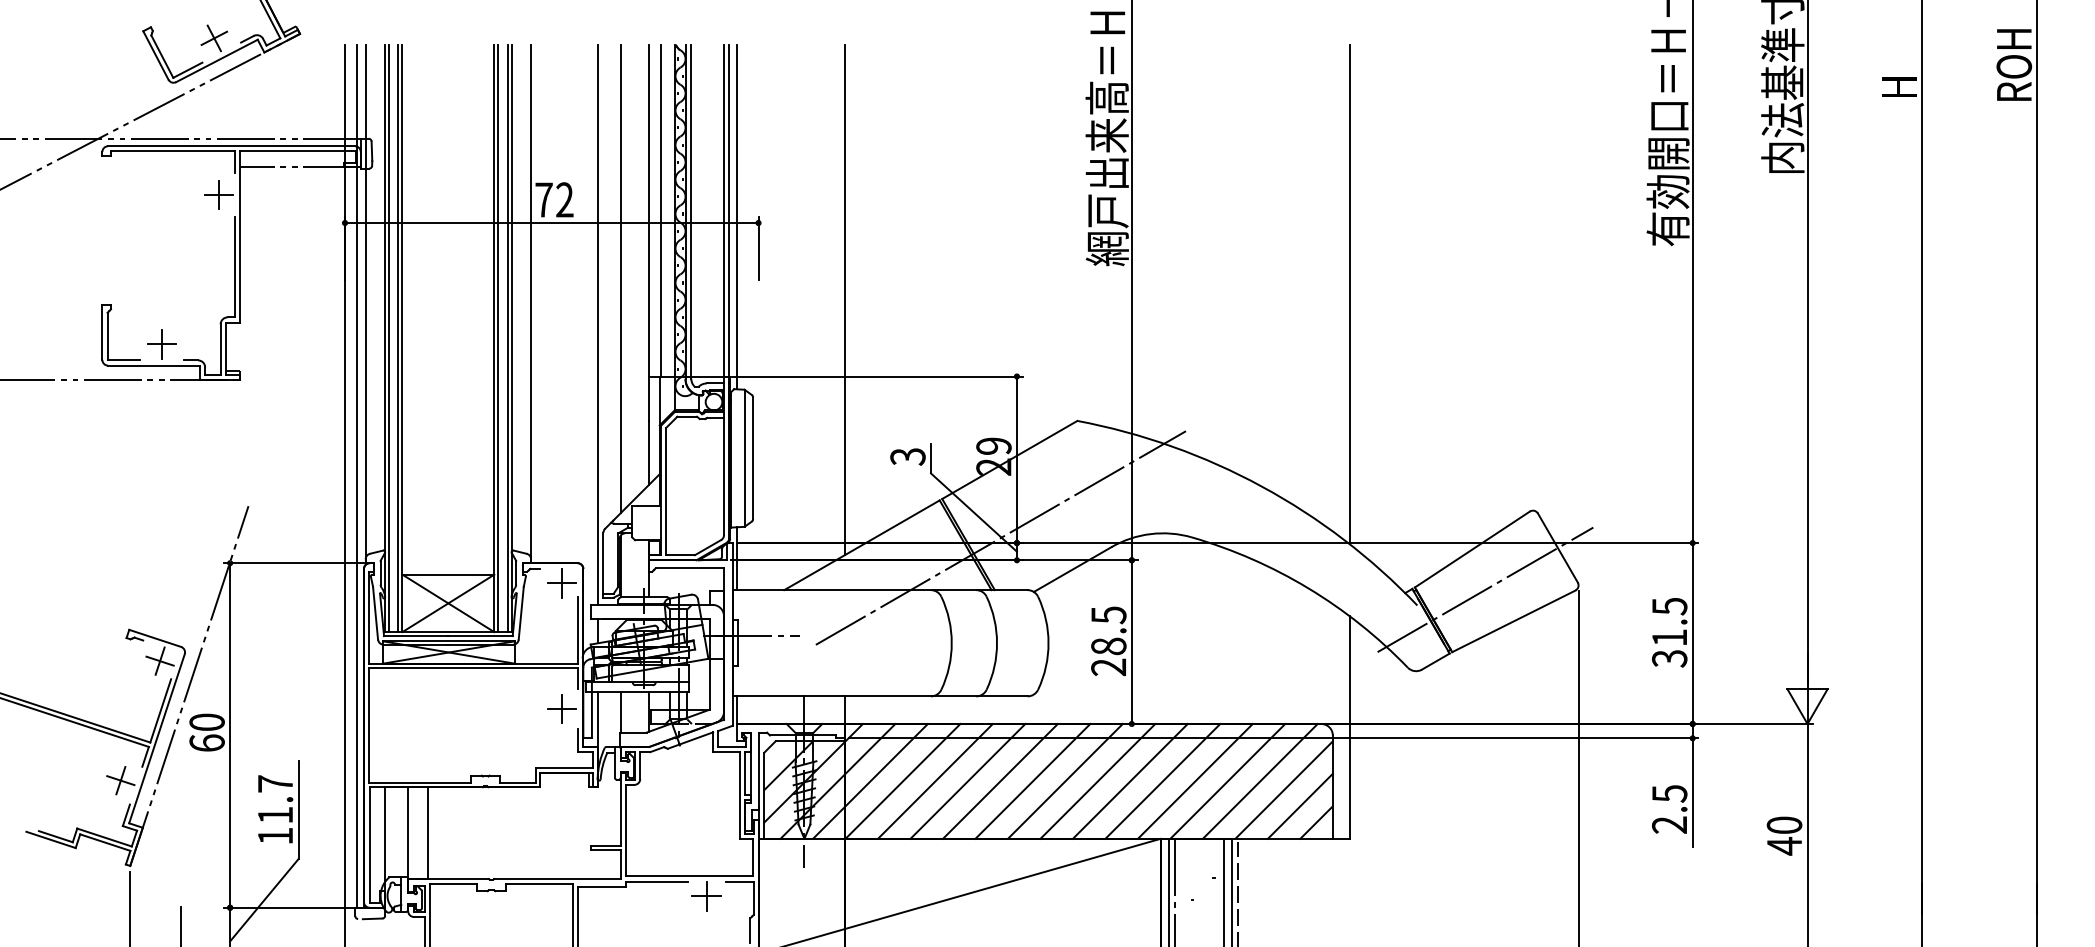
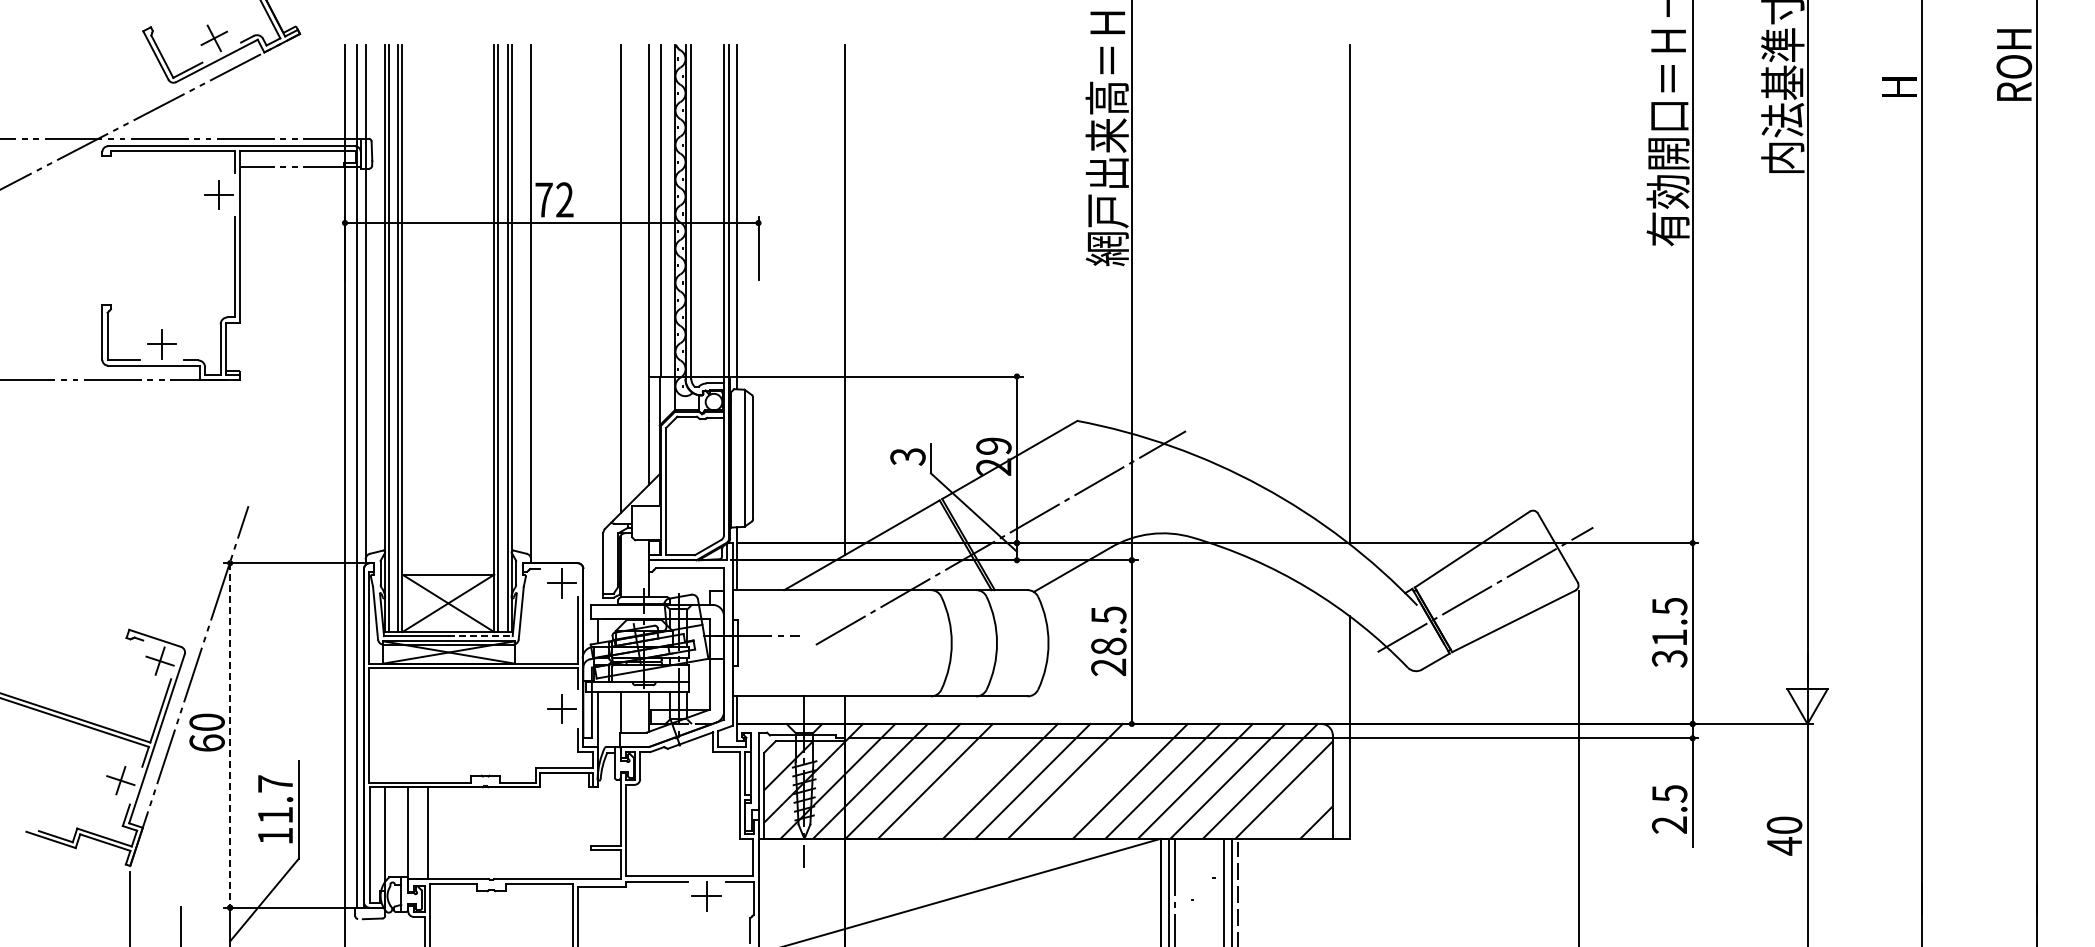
line: present -> none (597, 324)
line: solid -> dashed (481, 636)
line: solid -> dashed (230, 735)
line: present -> none (967, 781)
line: present -> none (1097, 781)
line: present -> none (1299, 805)
